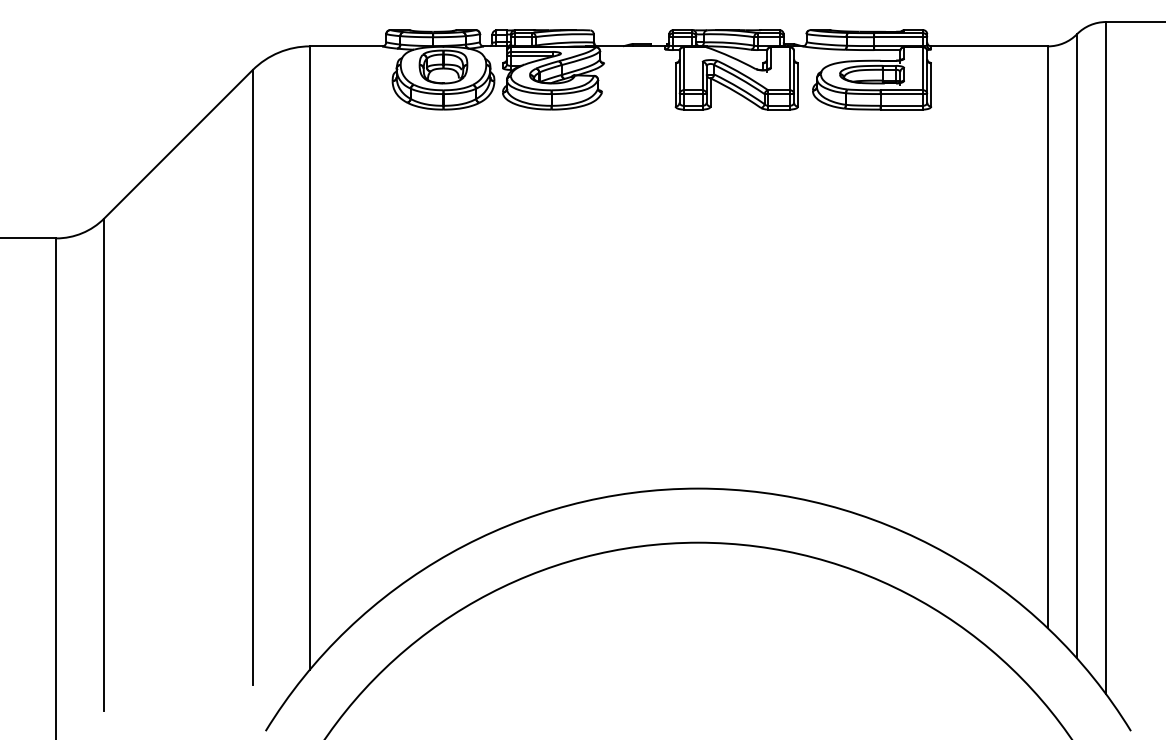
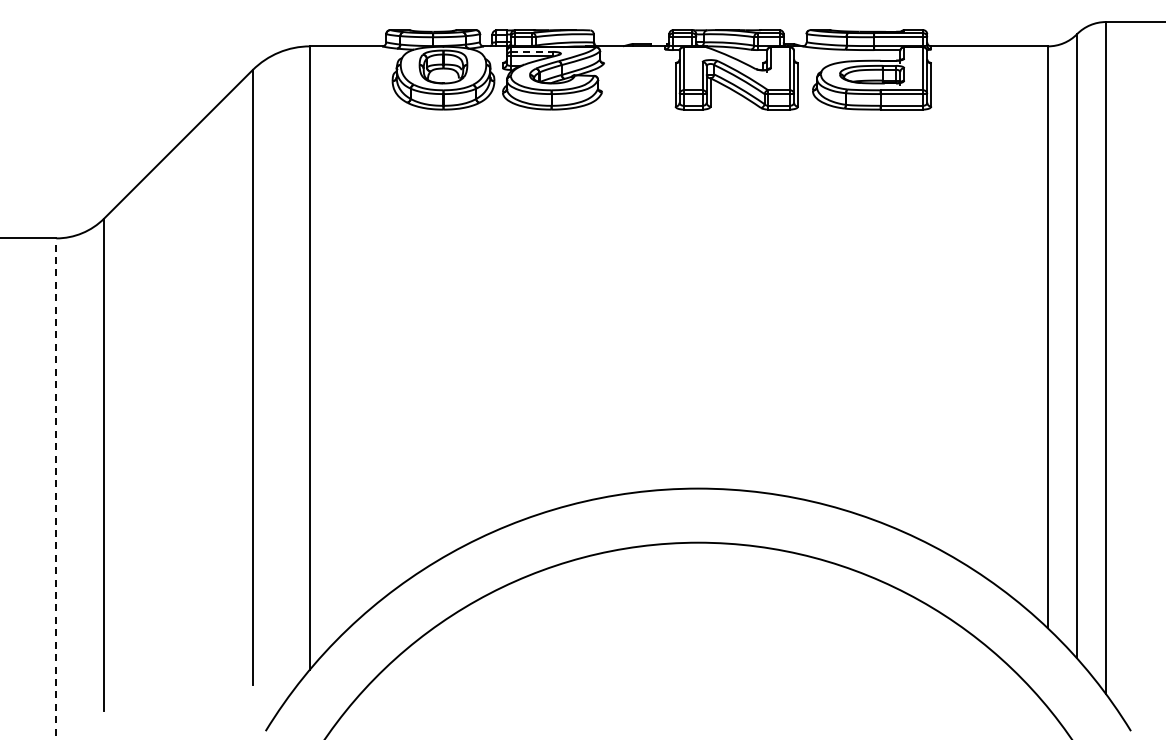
line: solid -> dashed (531, 51)
line: solid -> dashed (56, 489)
